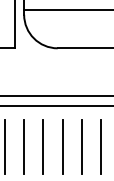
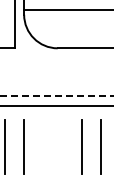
line: solid -> dashed (57, 96)
line: present -> none (43, 146)
line: present -> none (62, 146)
